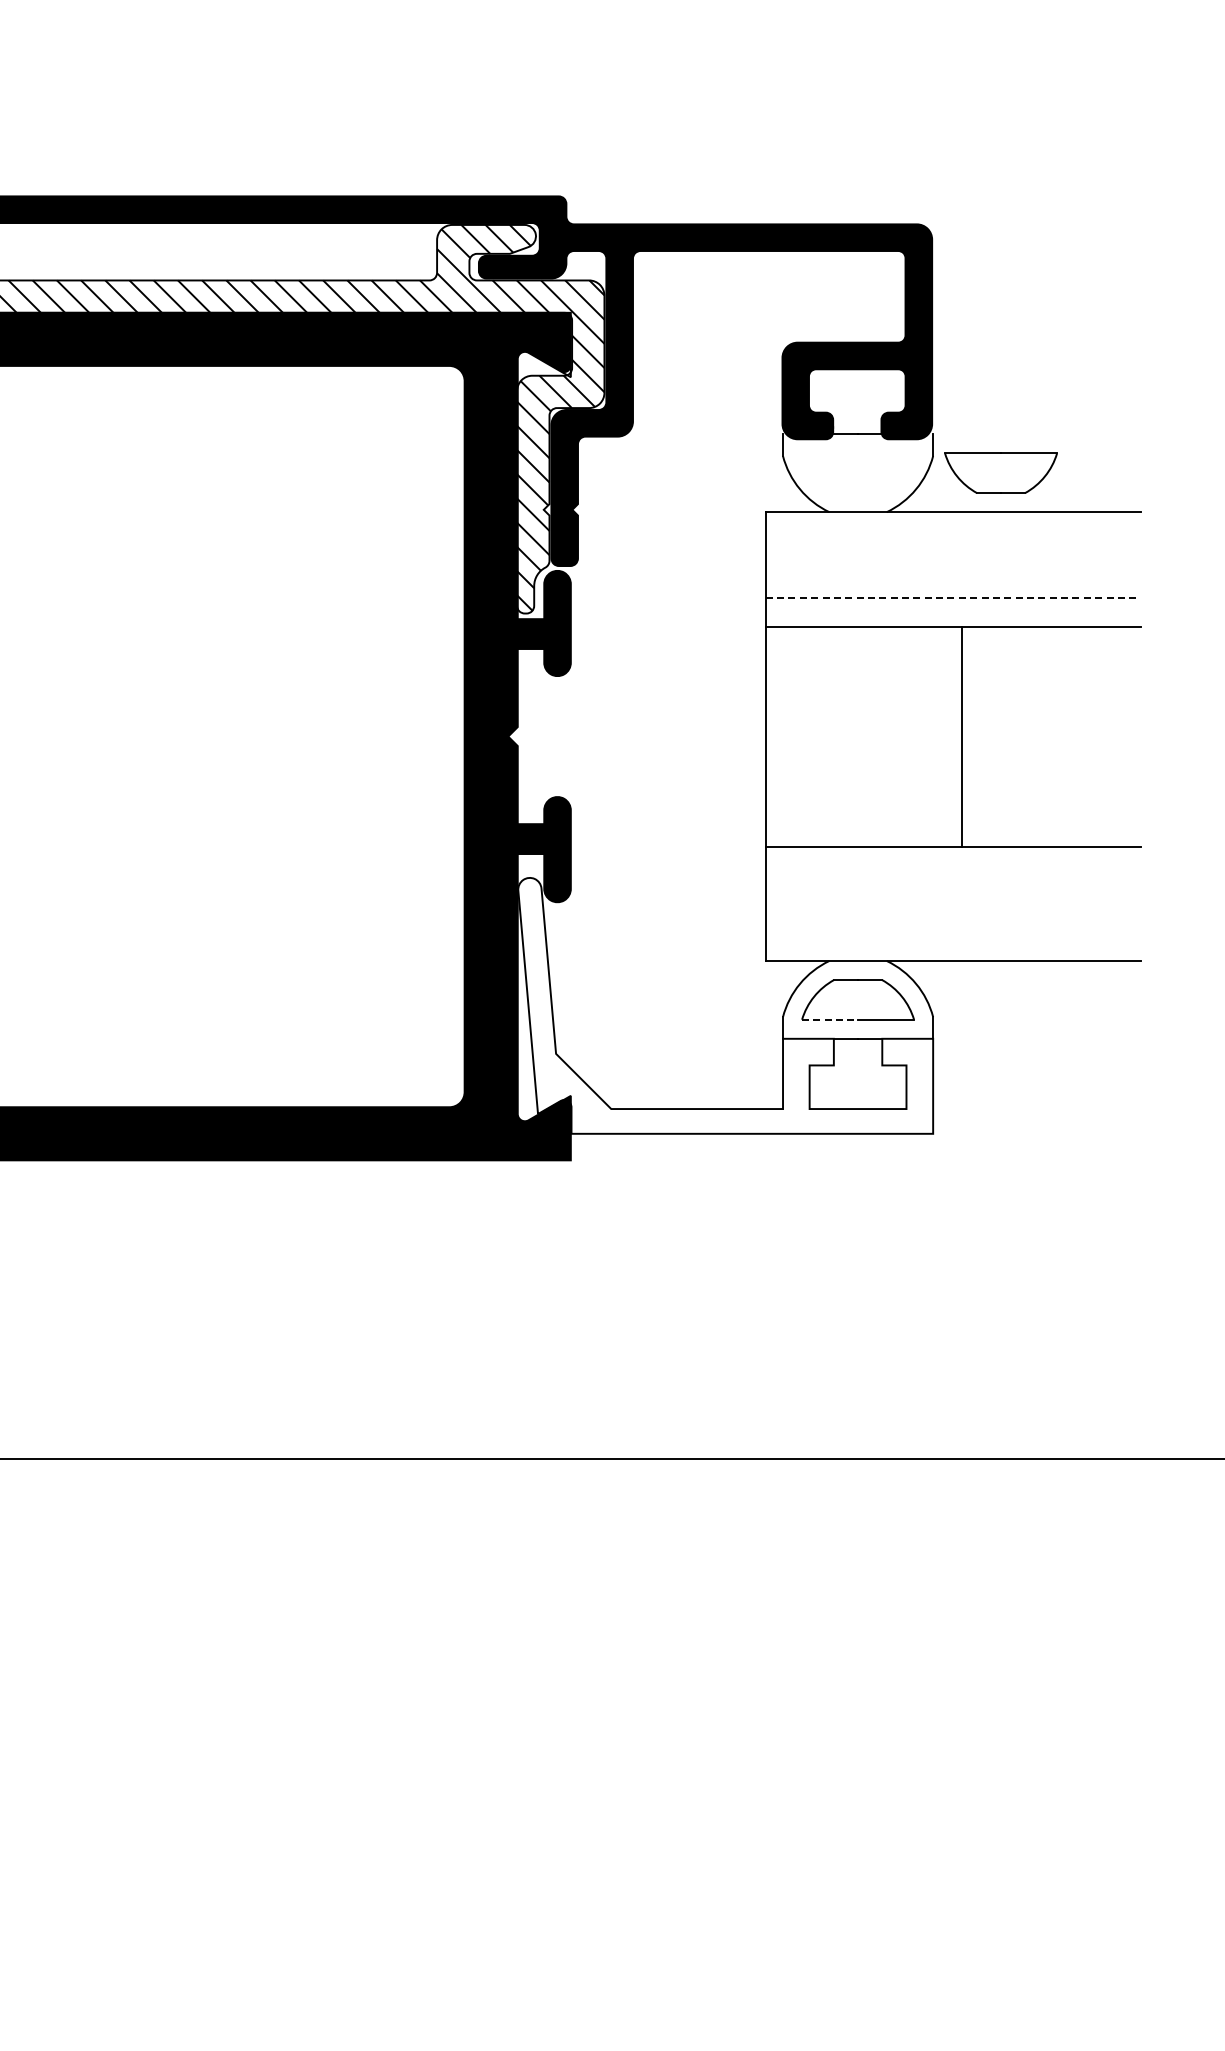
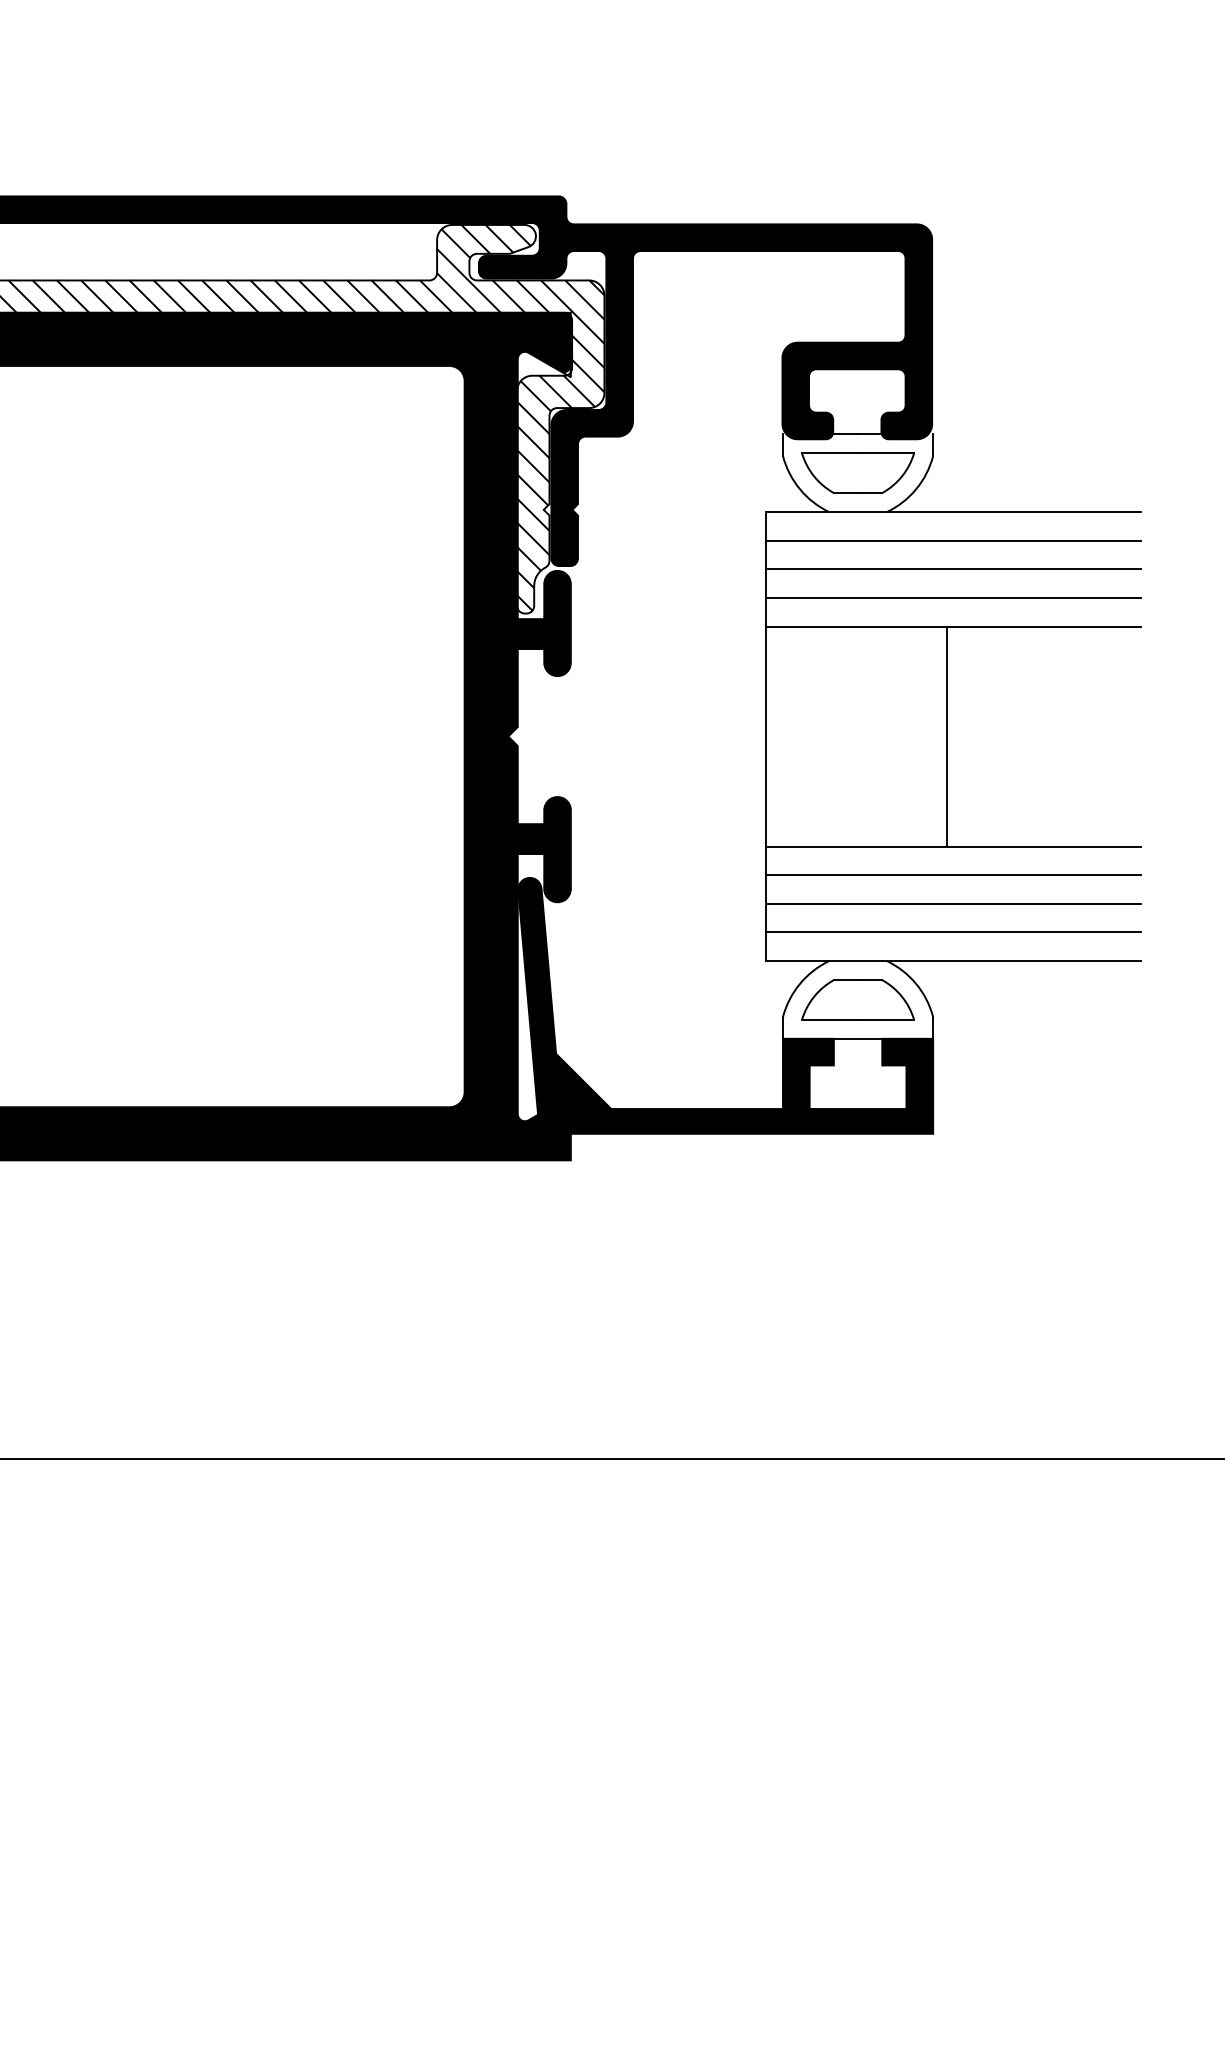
part position: (1000, 472) -> (857, 472) (857, 472)
line: none -> present (952, 540)
line: none -> present (952, 569)
line: dashed -> solid (953, 598)
line position: (961, 736) -> (946, 736) (946, 736)
line: none -> present (952, 875)
line: none -> present (952, 903)
line: none -> present (952, 932)
fill: none -> present (725, 1005)
line: dashed -> solid (830, 1019)
